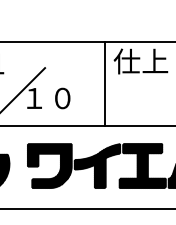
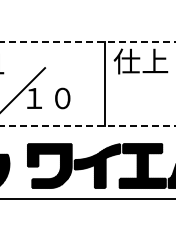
line: solid -> dashed (88, 41)
line: solid -> dashed (88, 125)
line position: (87, 209) -> (87, 199) (87, 199)
